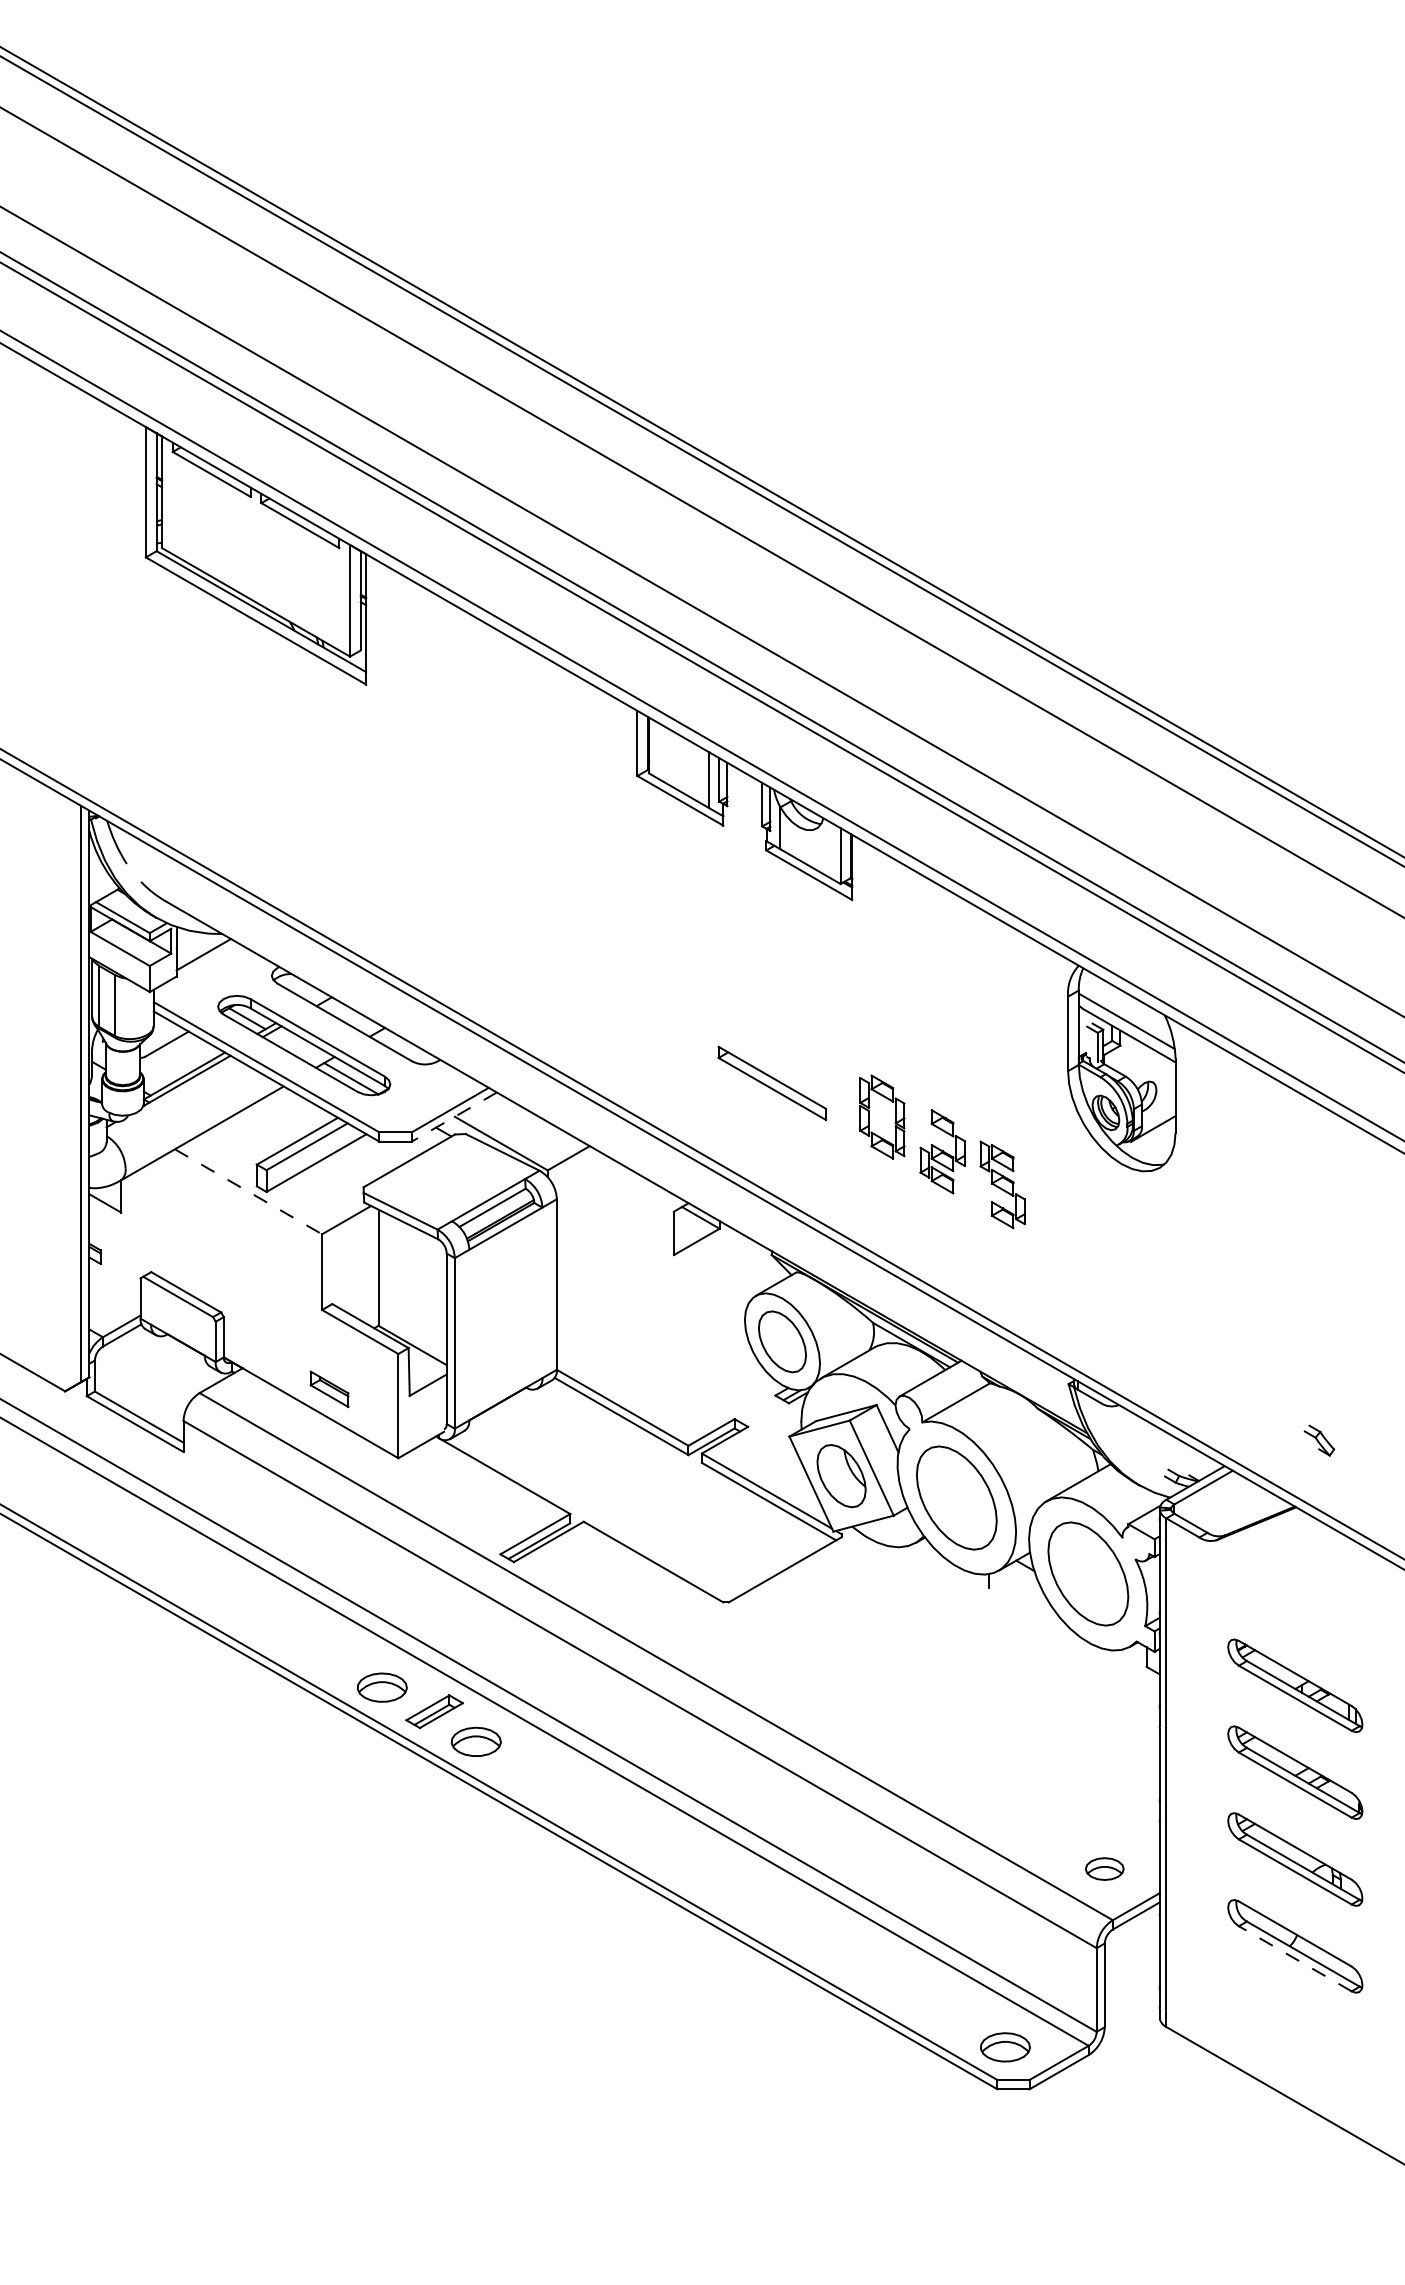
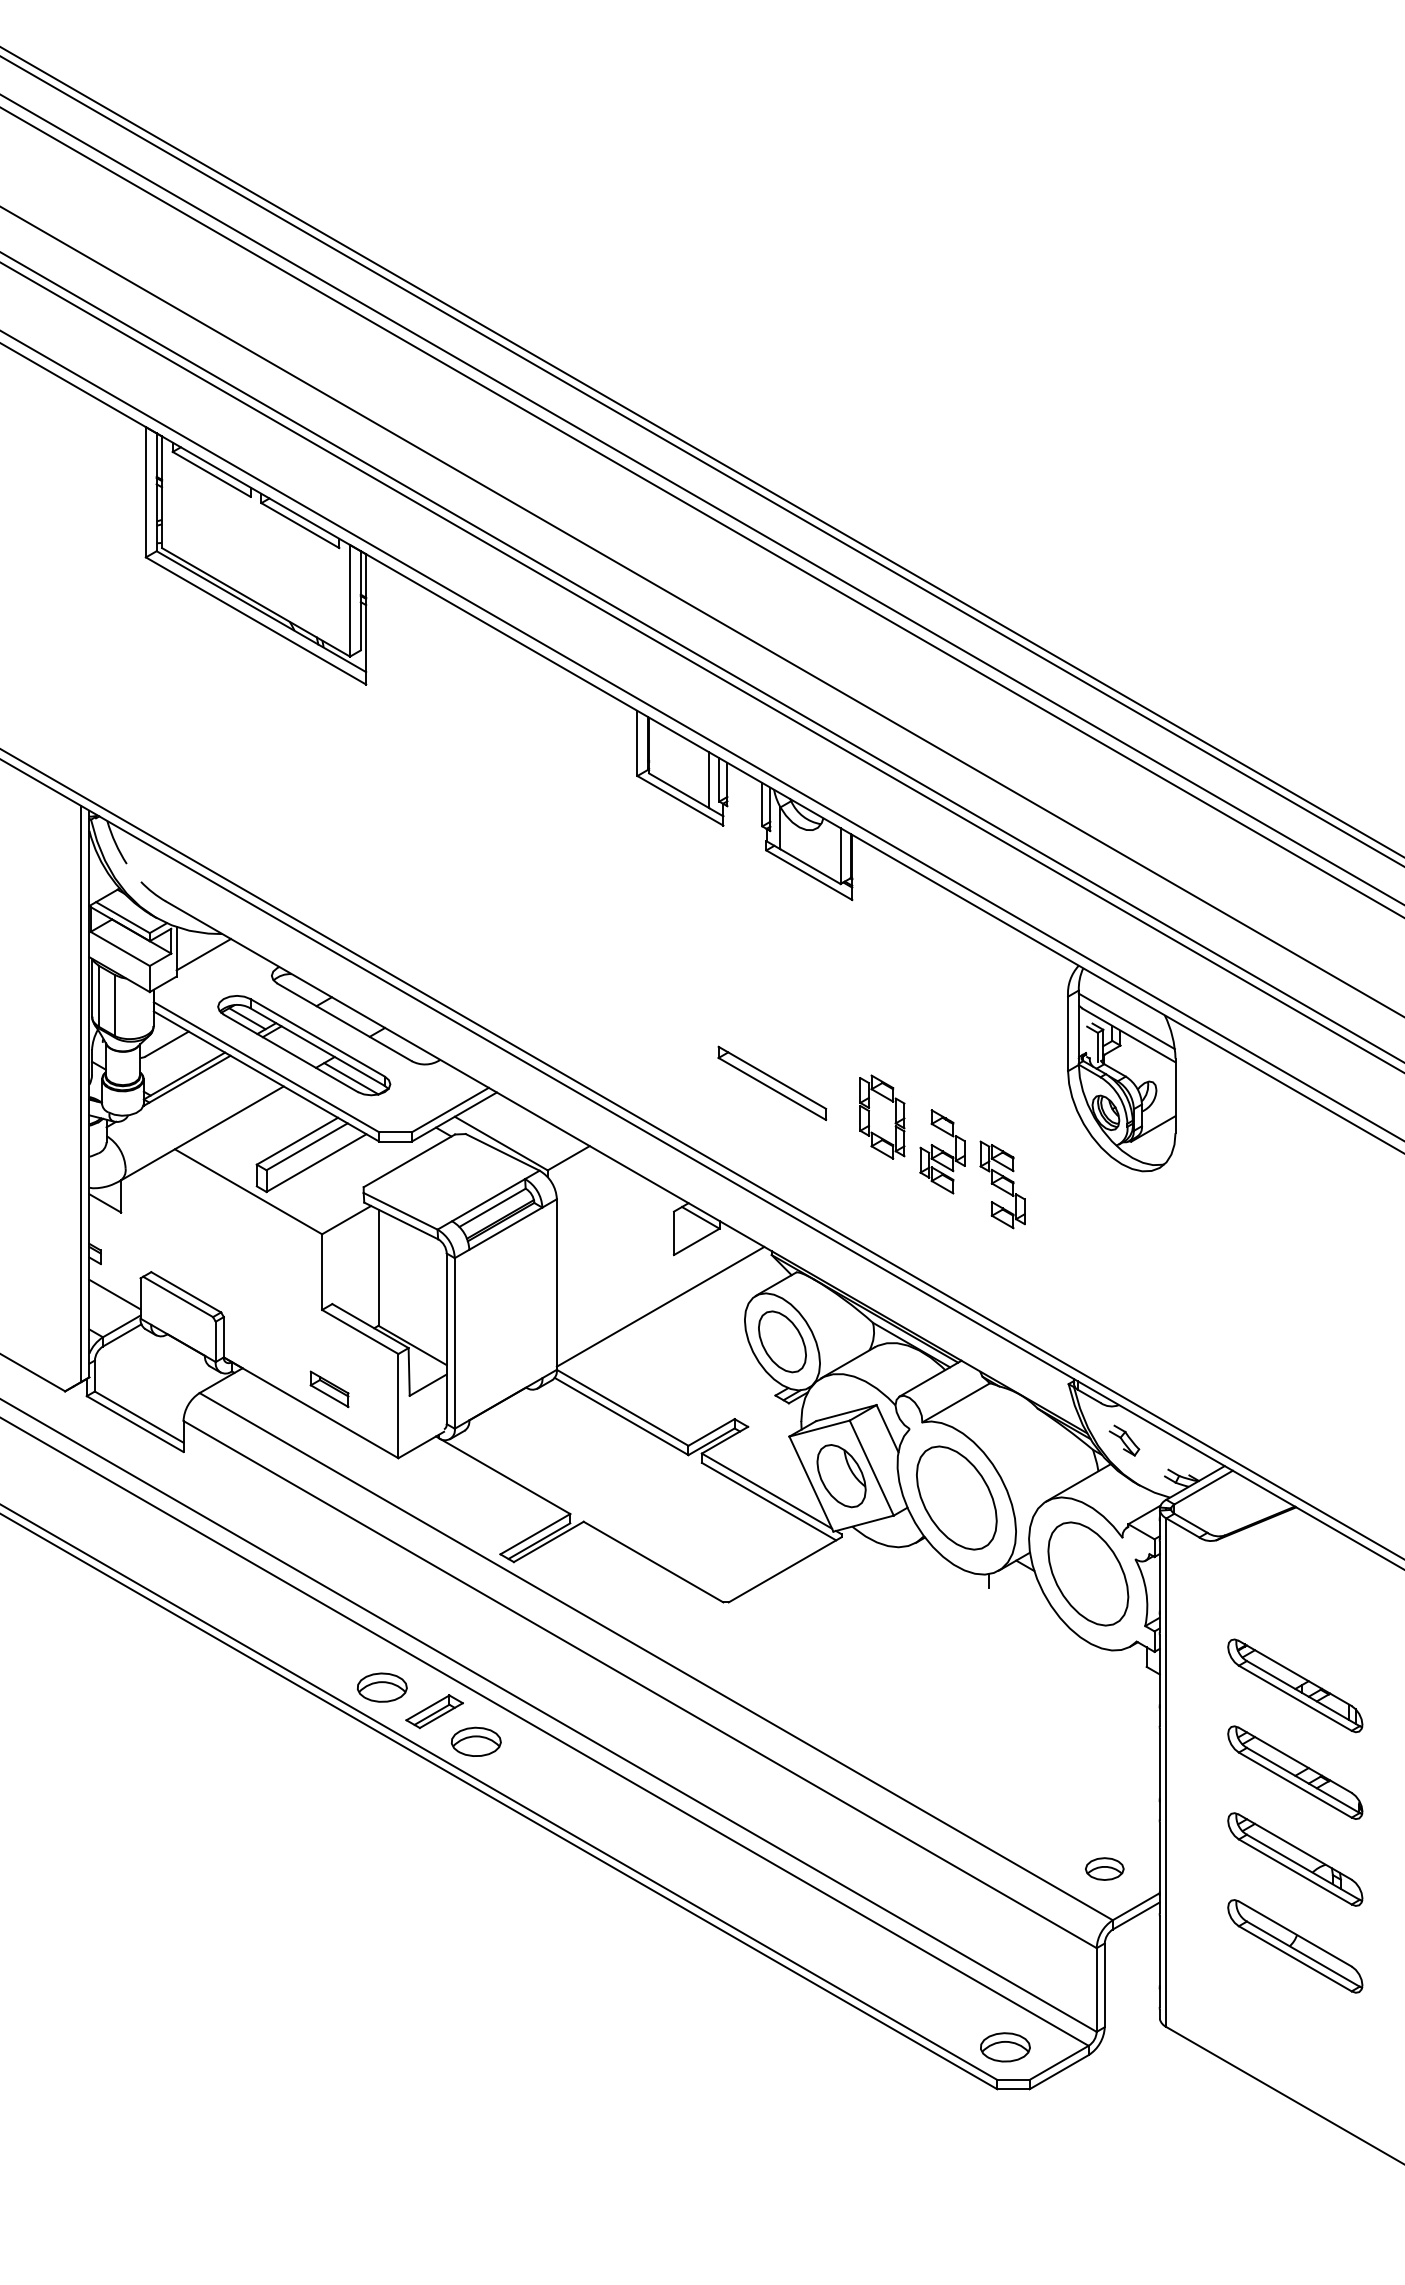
line: none -> present (701, 499)
line: dashed -> solid (453, 1117)
line: dashed -> solid (248, 1191)
line: none -> present (114, 1294)
line: none -> present (660, 1306)
part position: (1319, 1440) -> (1124, 1440) (1124, 1440)
line: dashed -> solid (1294, 1958)
